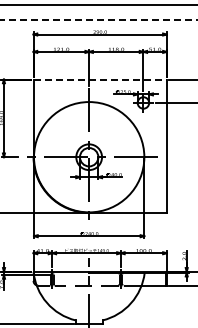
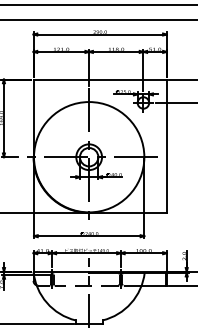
line: dashed -> solid (99, 19)
line: dashed -> solid (100, 79)
